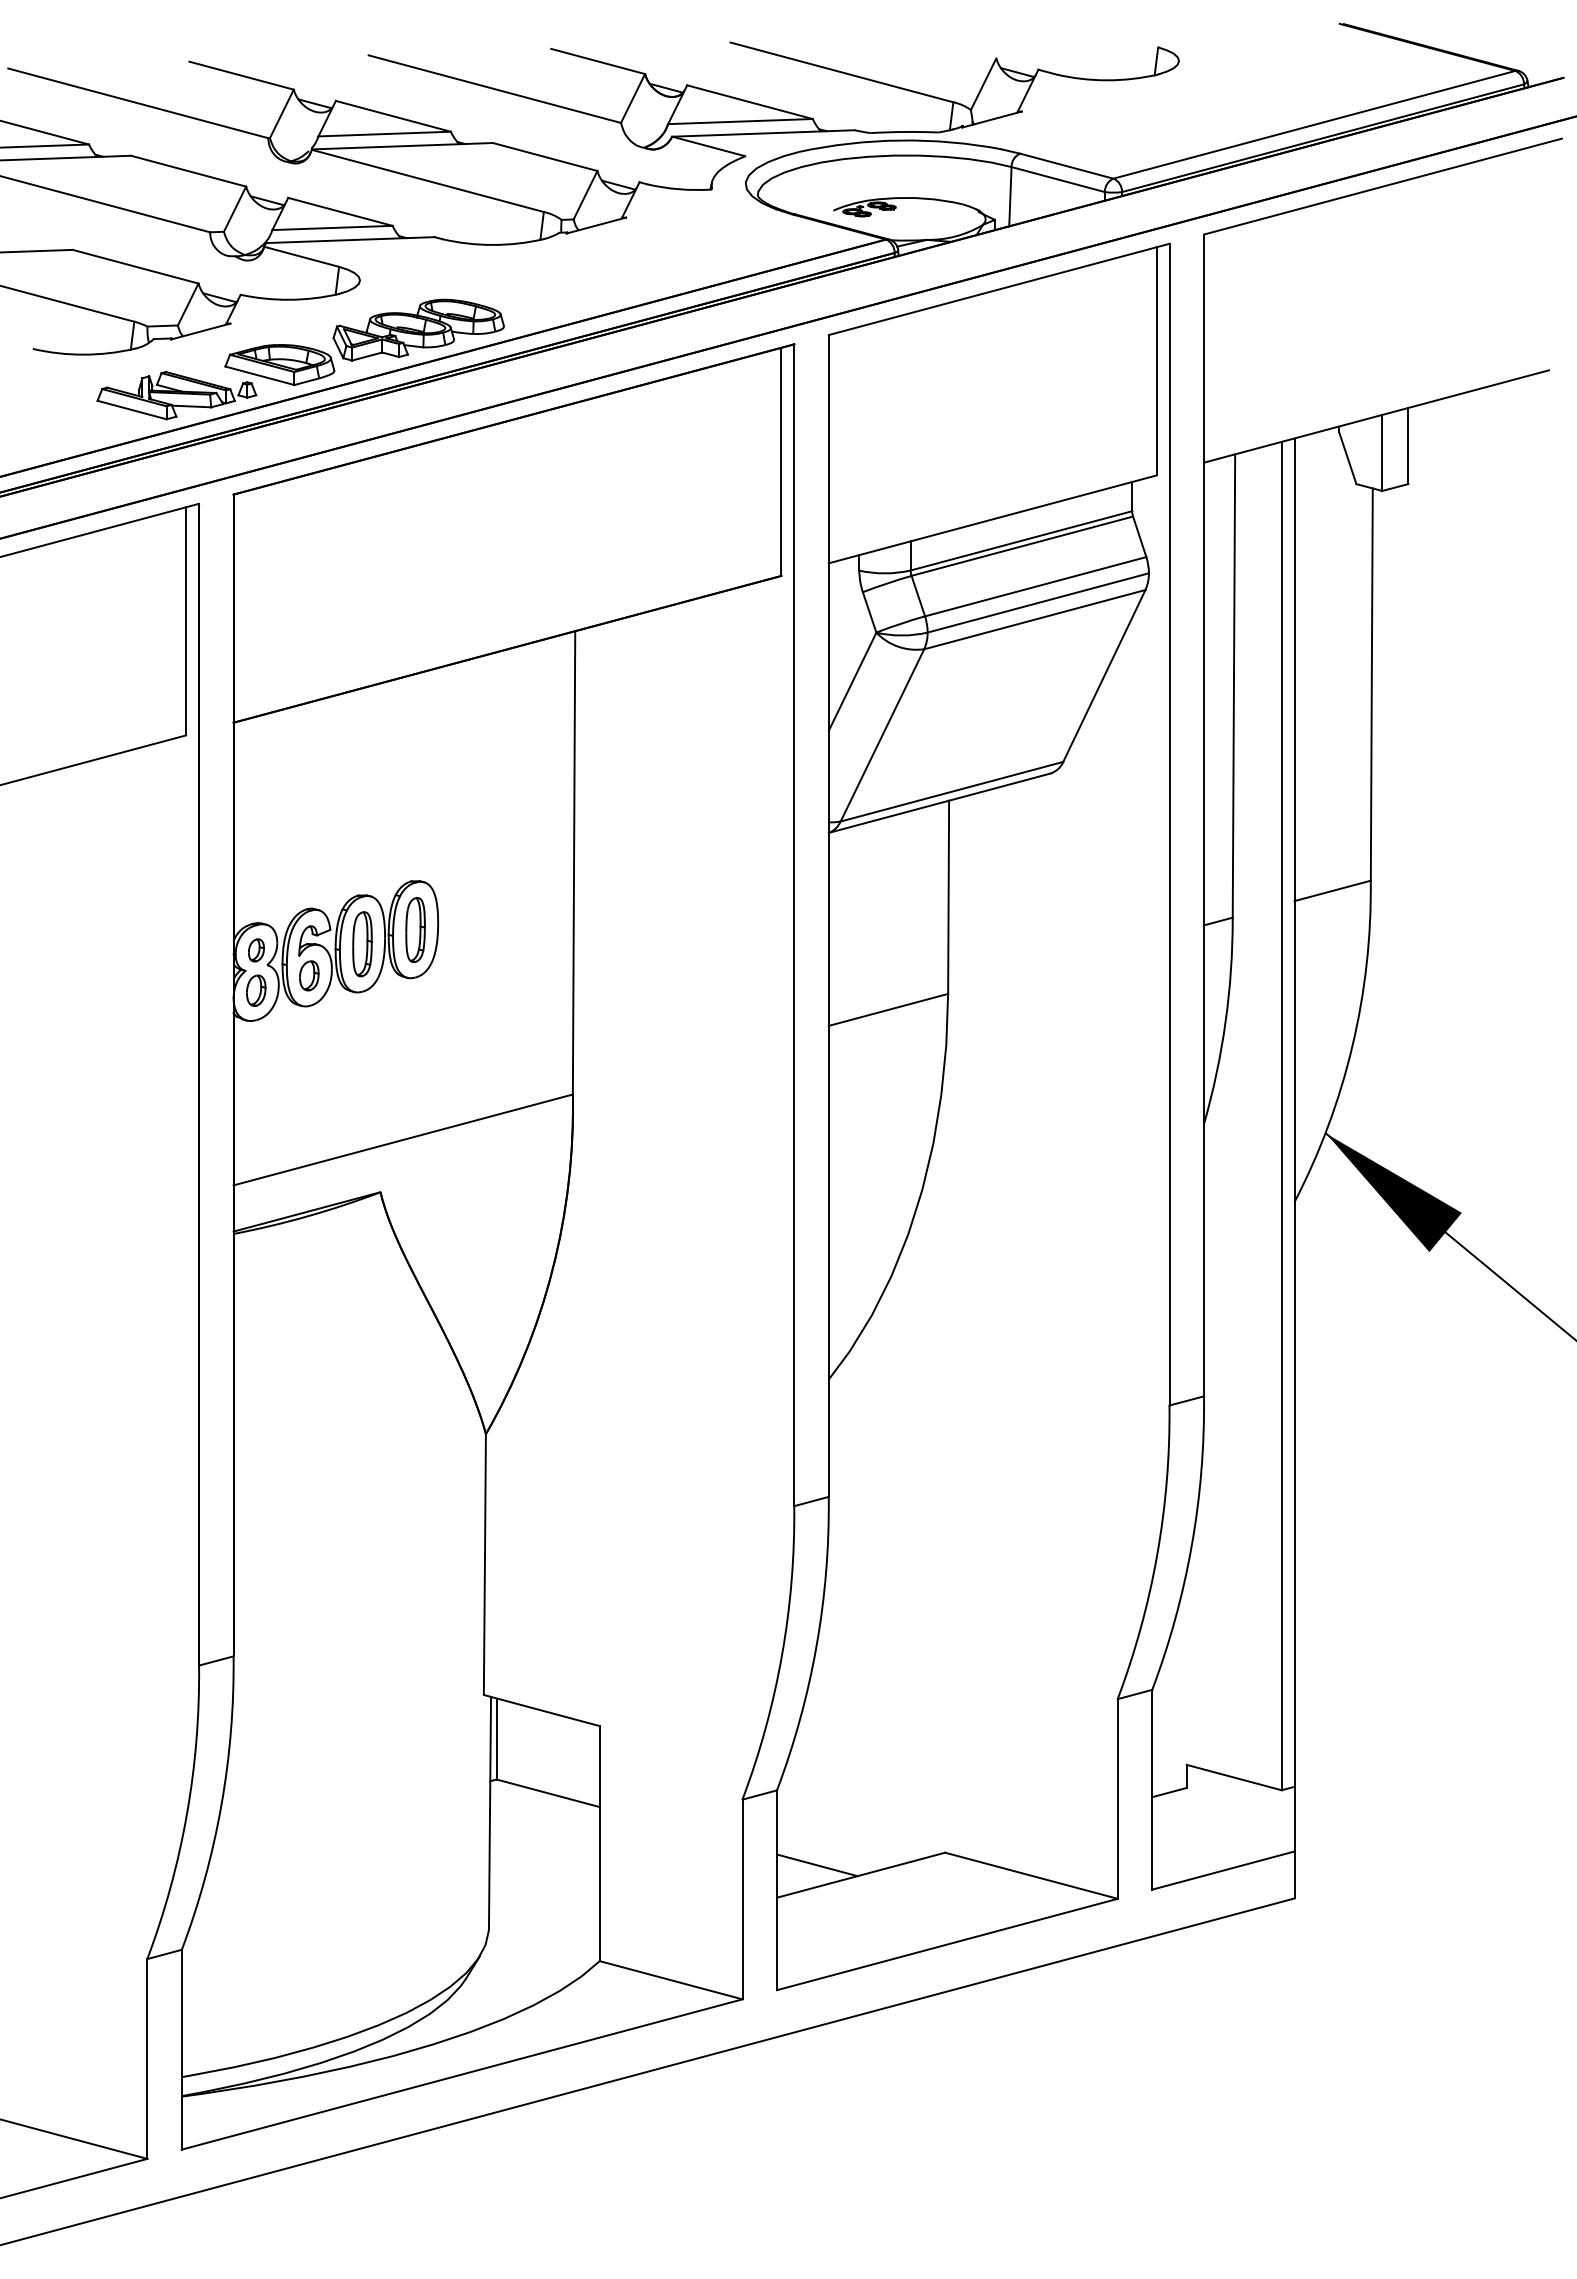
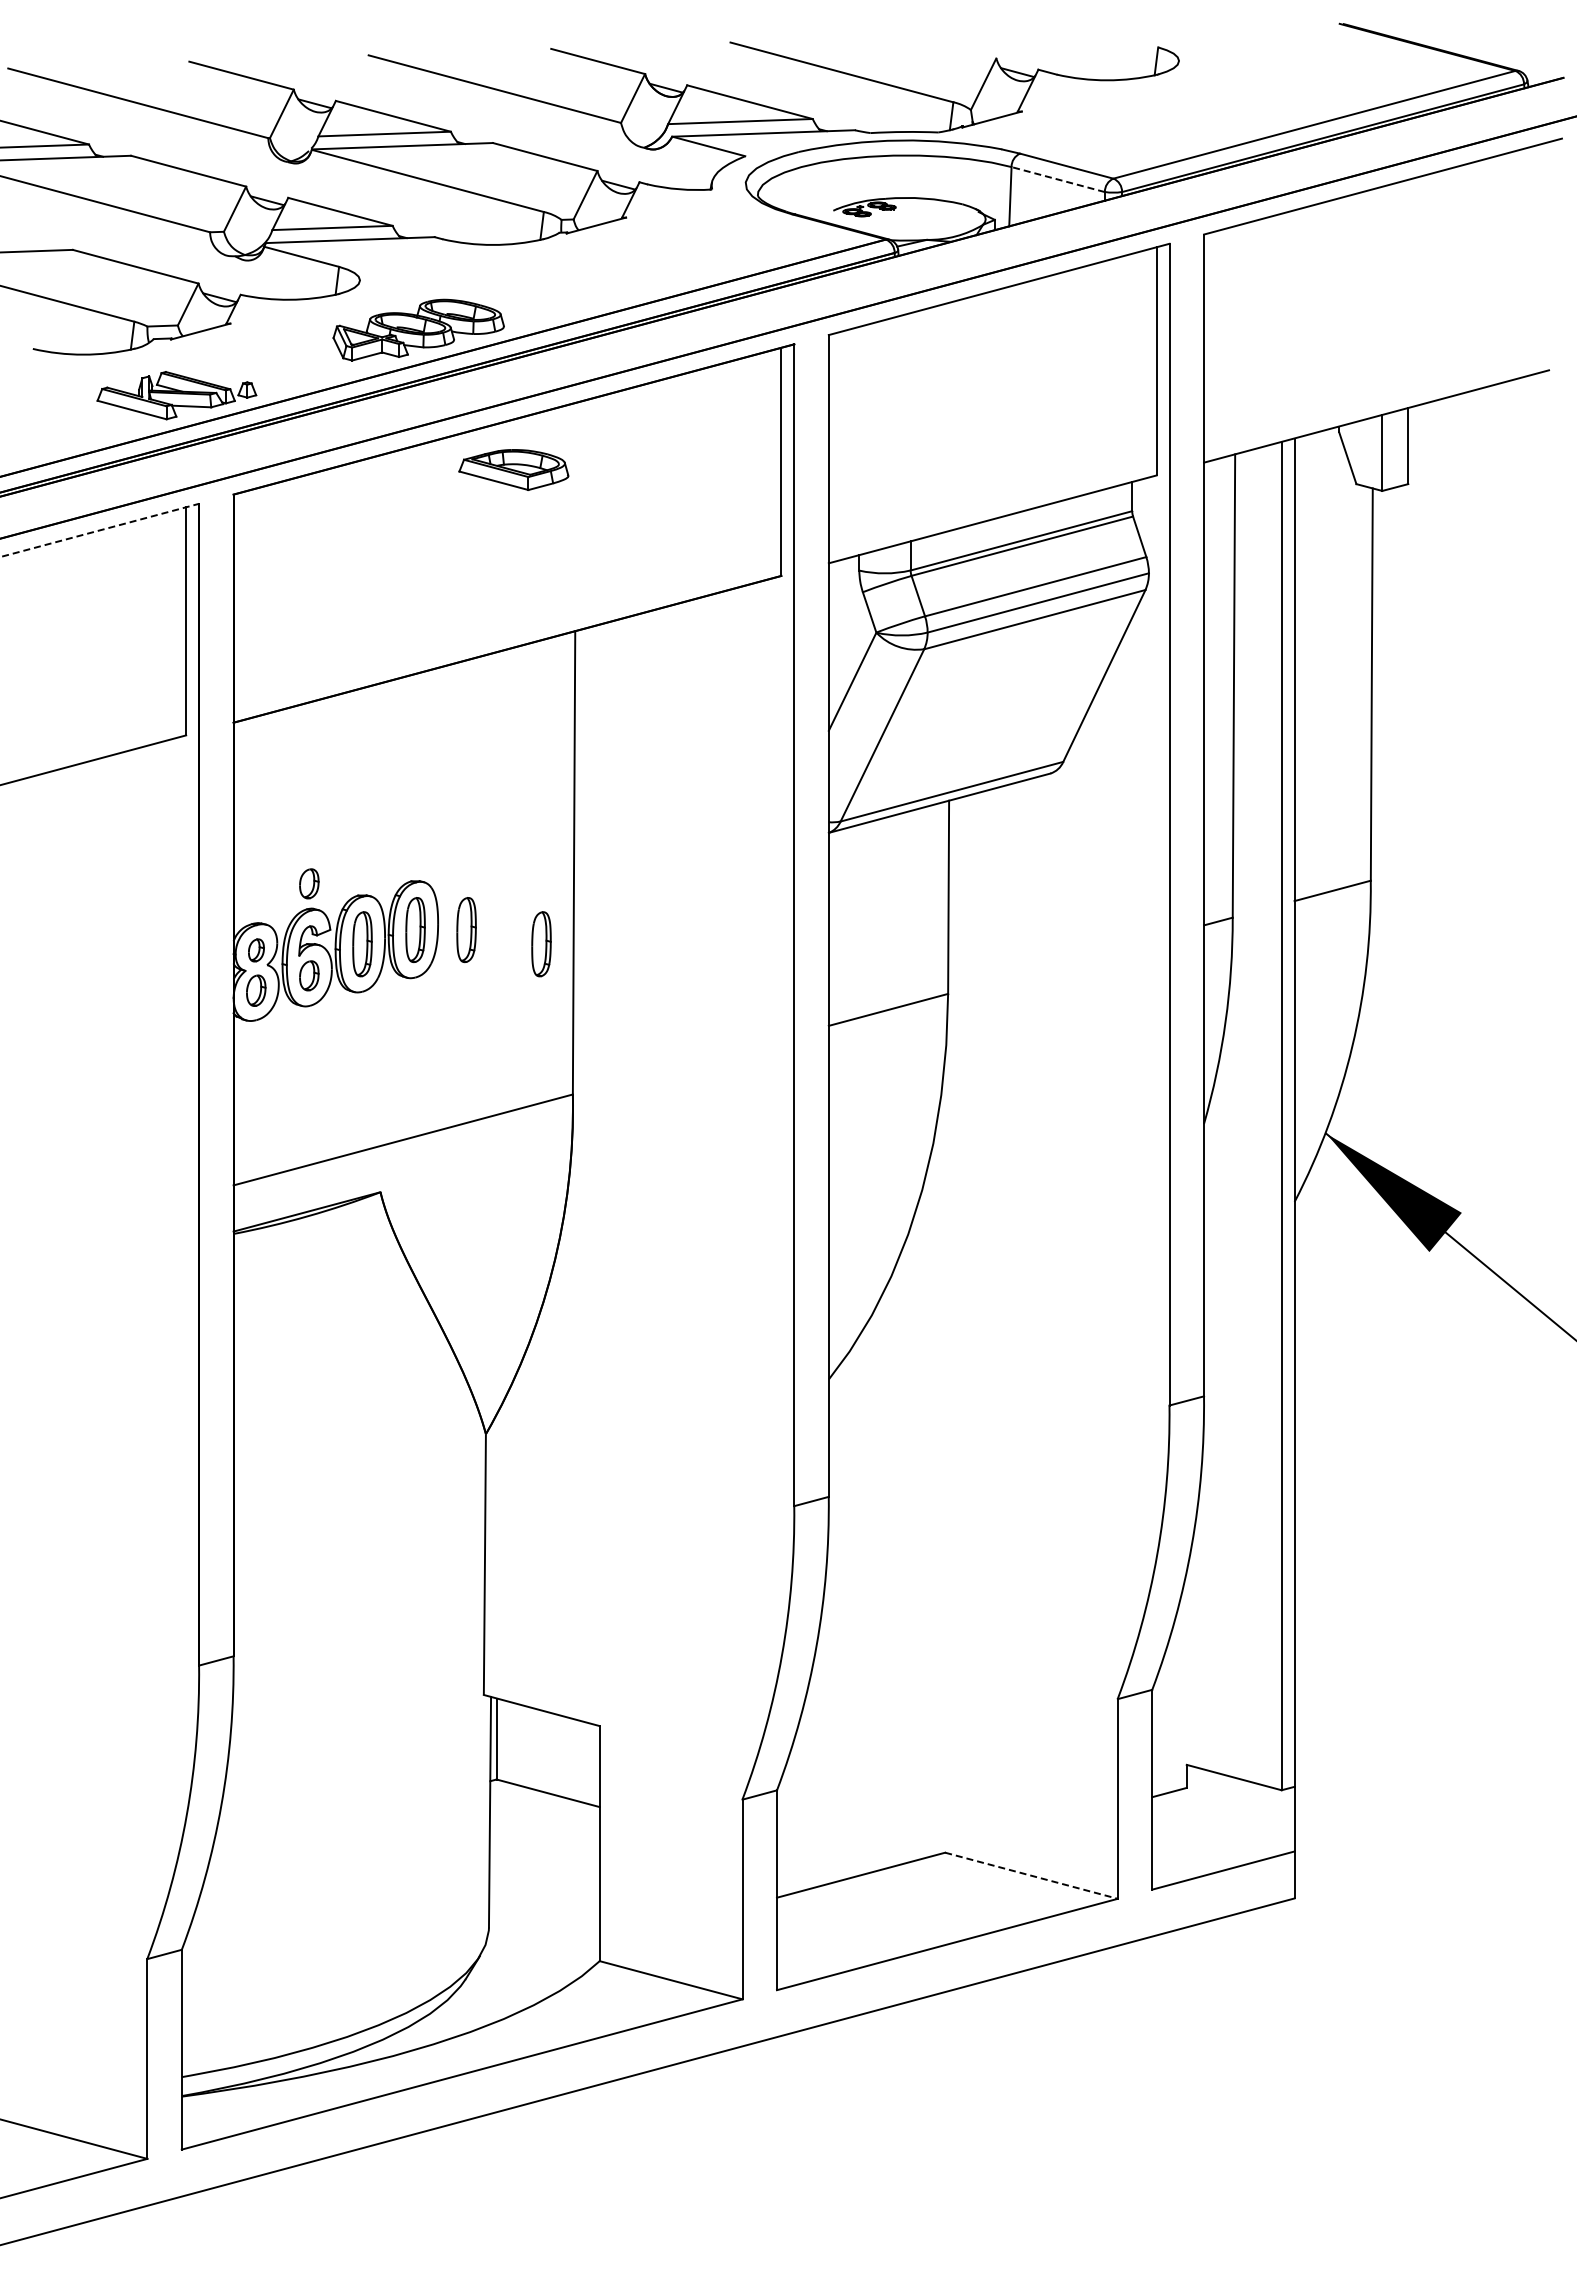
line: solid -> dashed (1057, 179)
part position: (279, 364) -> (513, 469) (513, 469)
line: solid -> dashed (99, 530)
part: none -> present (309, 883)
part: none -> present (466, 930)
part: none -> present (541, 944)
line: present -> none (816, 1865)
line: solid -> dashed (1031, 1875)
